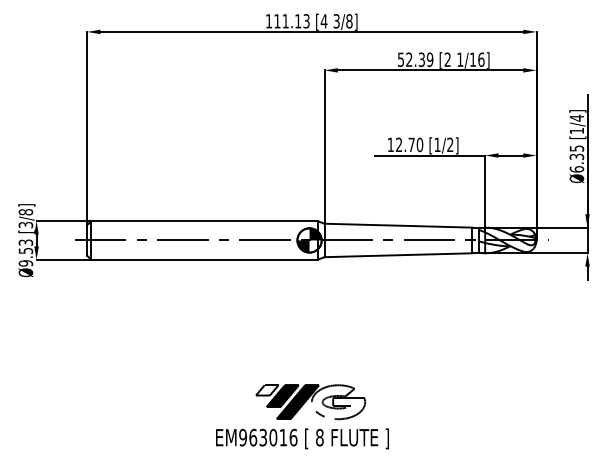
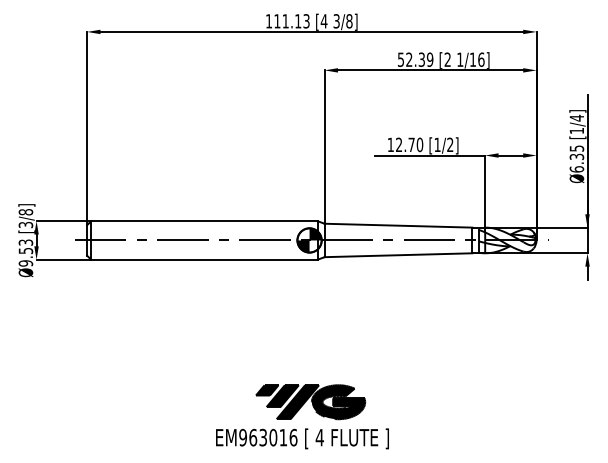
fill: none -> present (267, 390)
fill: none -> present (338, 402)
text: 8 -> 4 (319, 437)
